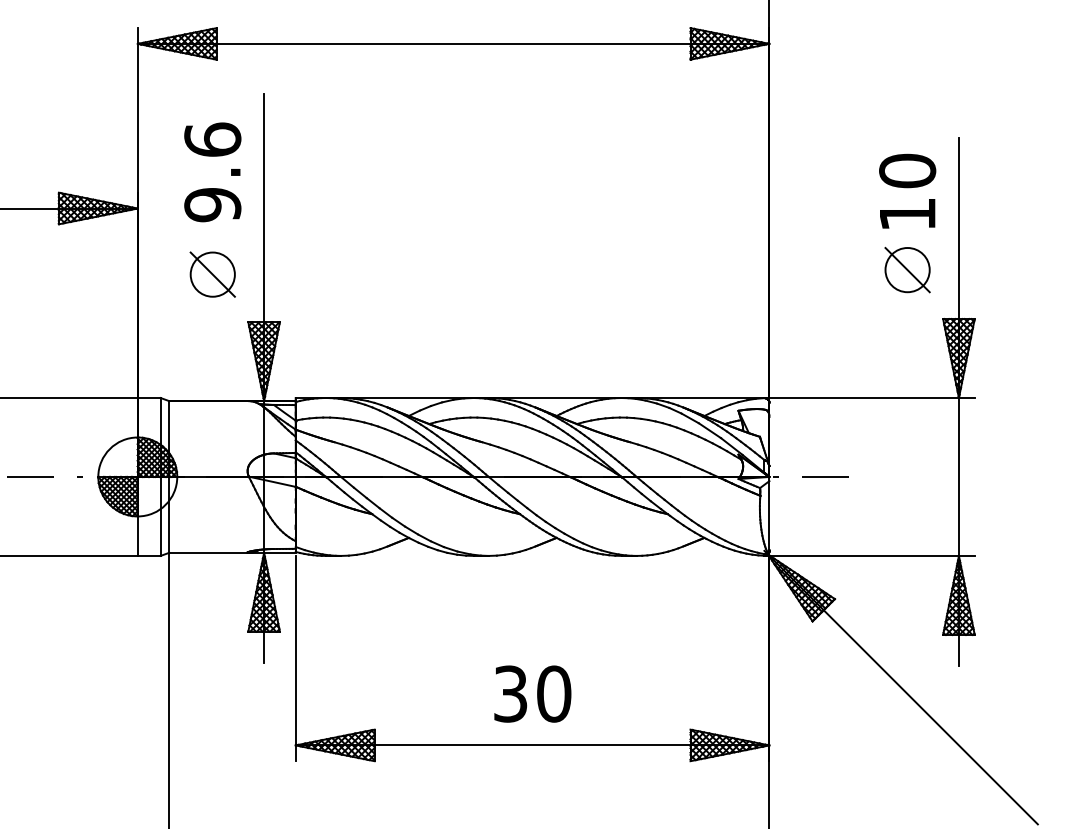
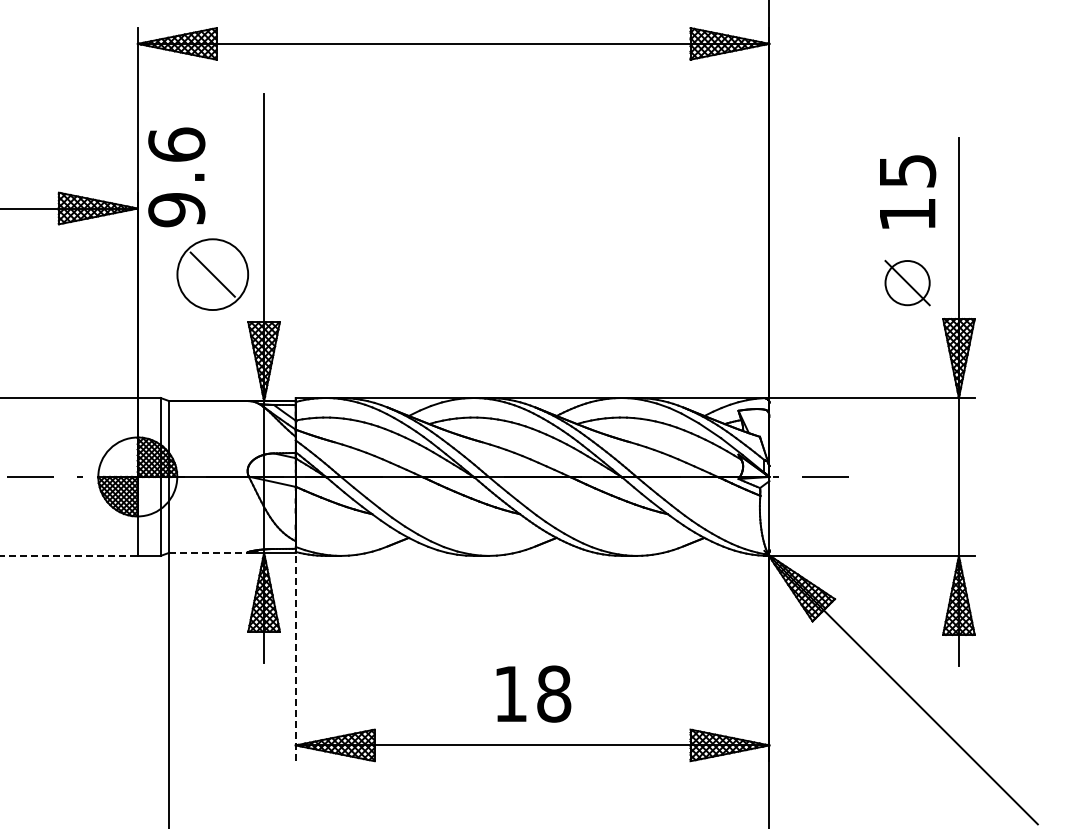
text: 10 -> 15 (907, 170)
text position: (212, 172) -> (176, 177) (176, 177)
part position: (907, 269) -> (907, 282) (907, 282)
circle diameter: 44 px -> 71 px (212, 274)
line: solid -> dashed (209, 552)
line: solid -> dashed (69, 555)
line: solid -> dashed (295, 658)
text: 30 -> 18 (532, 693)
